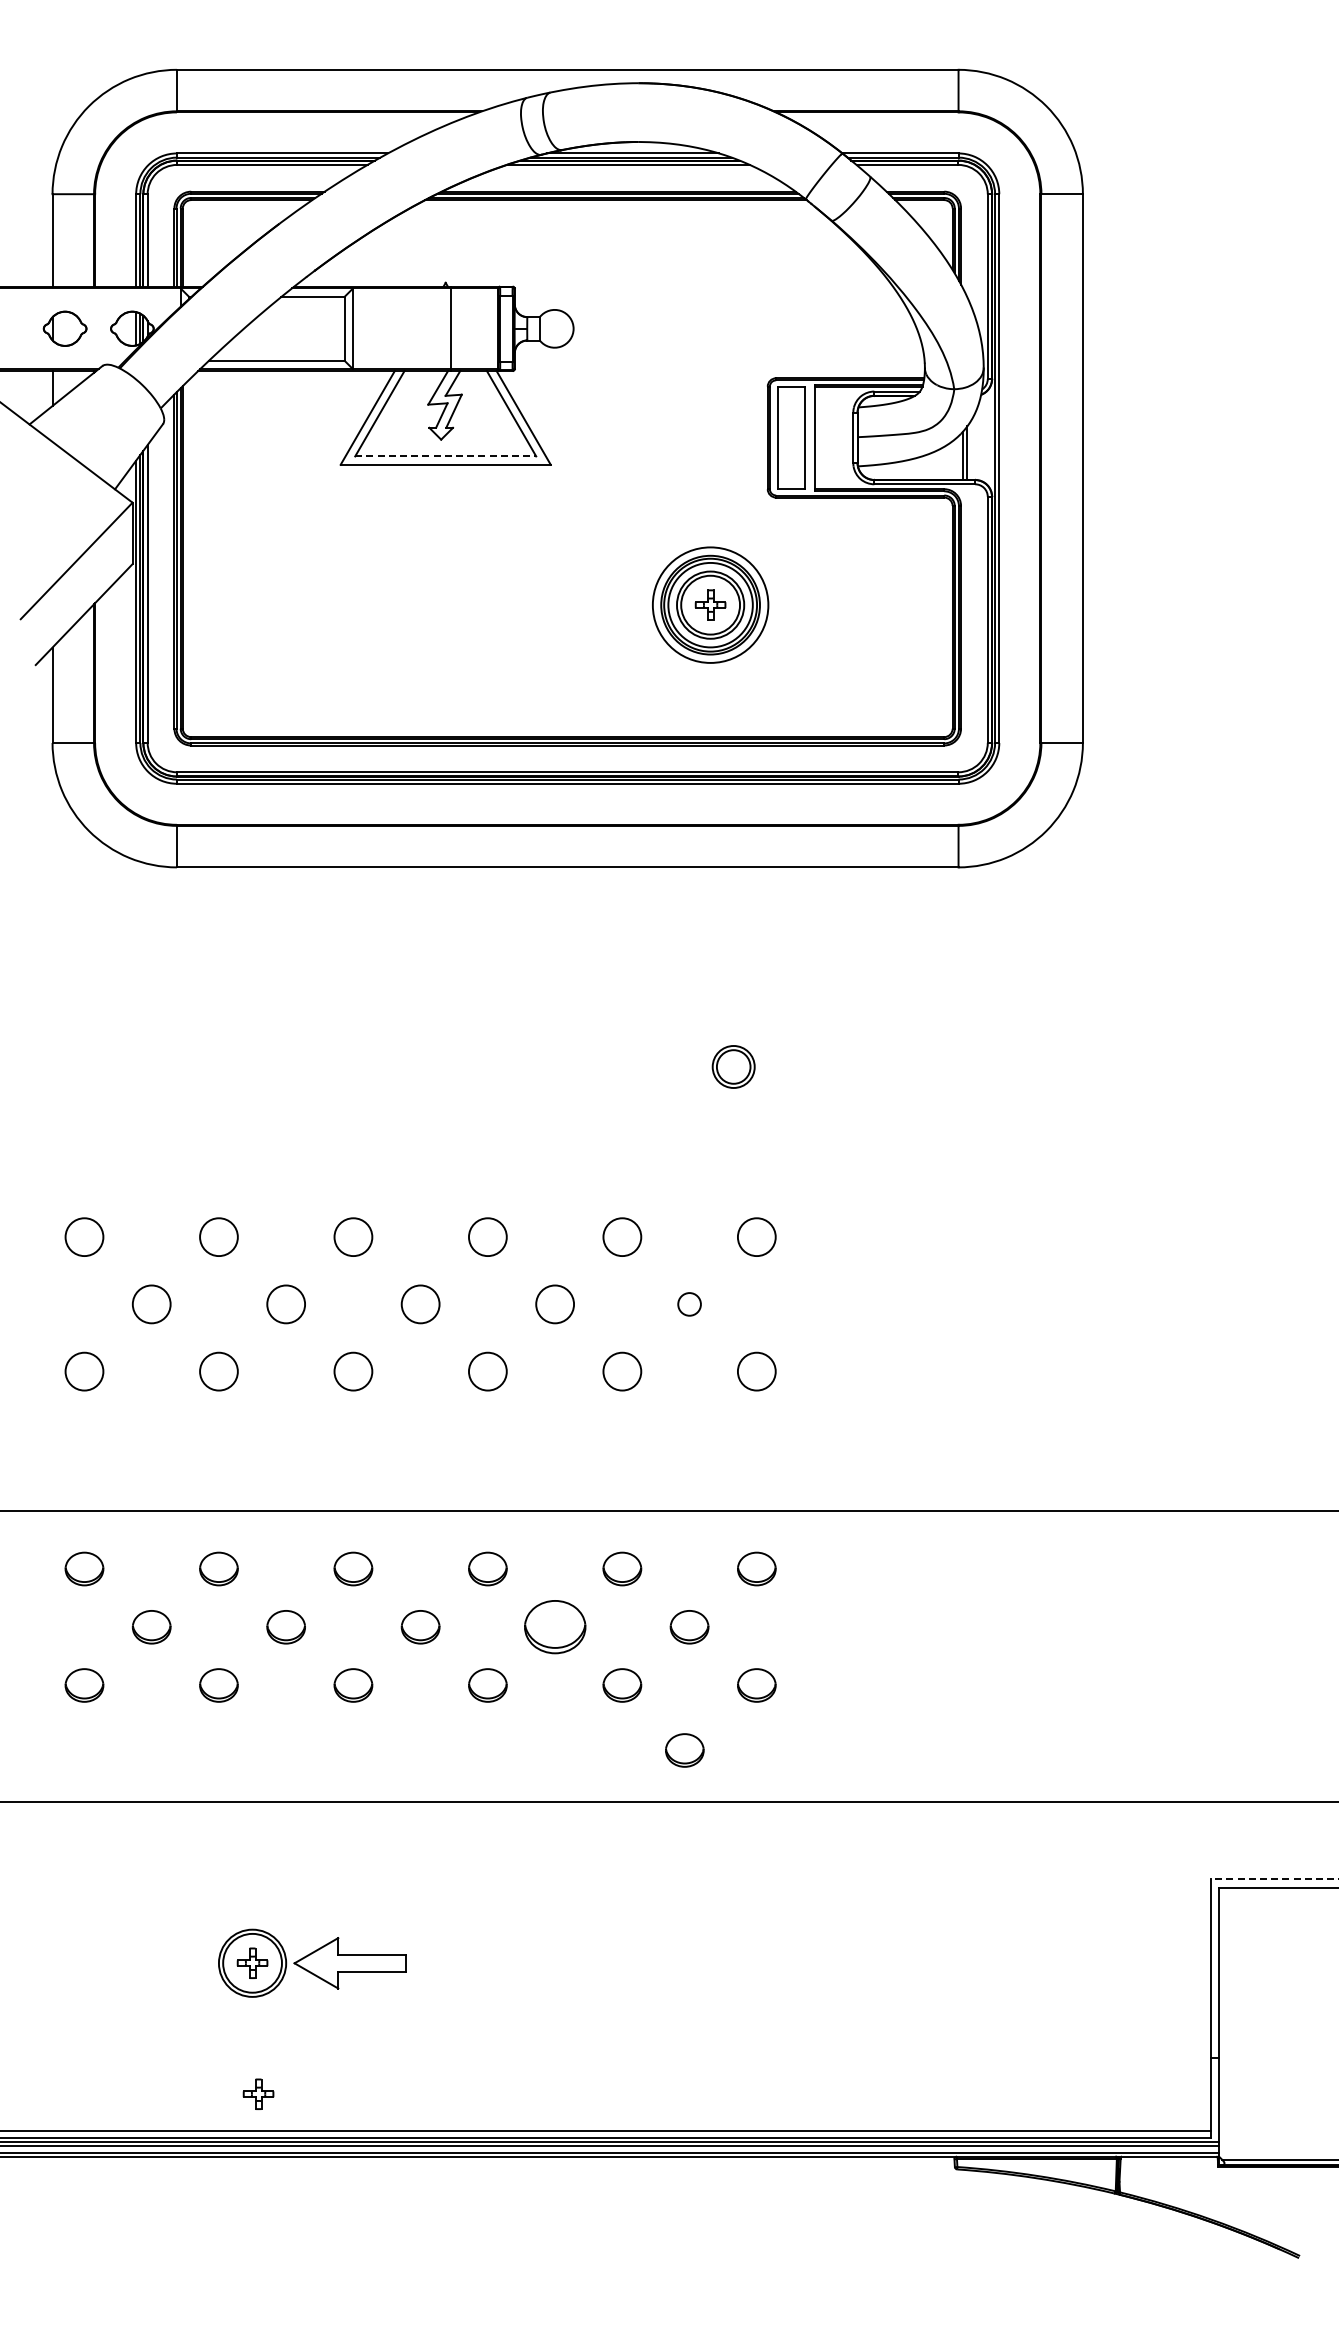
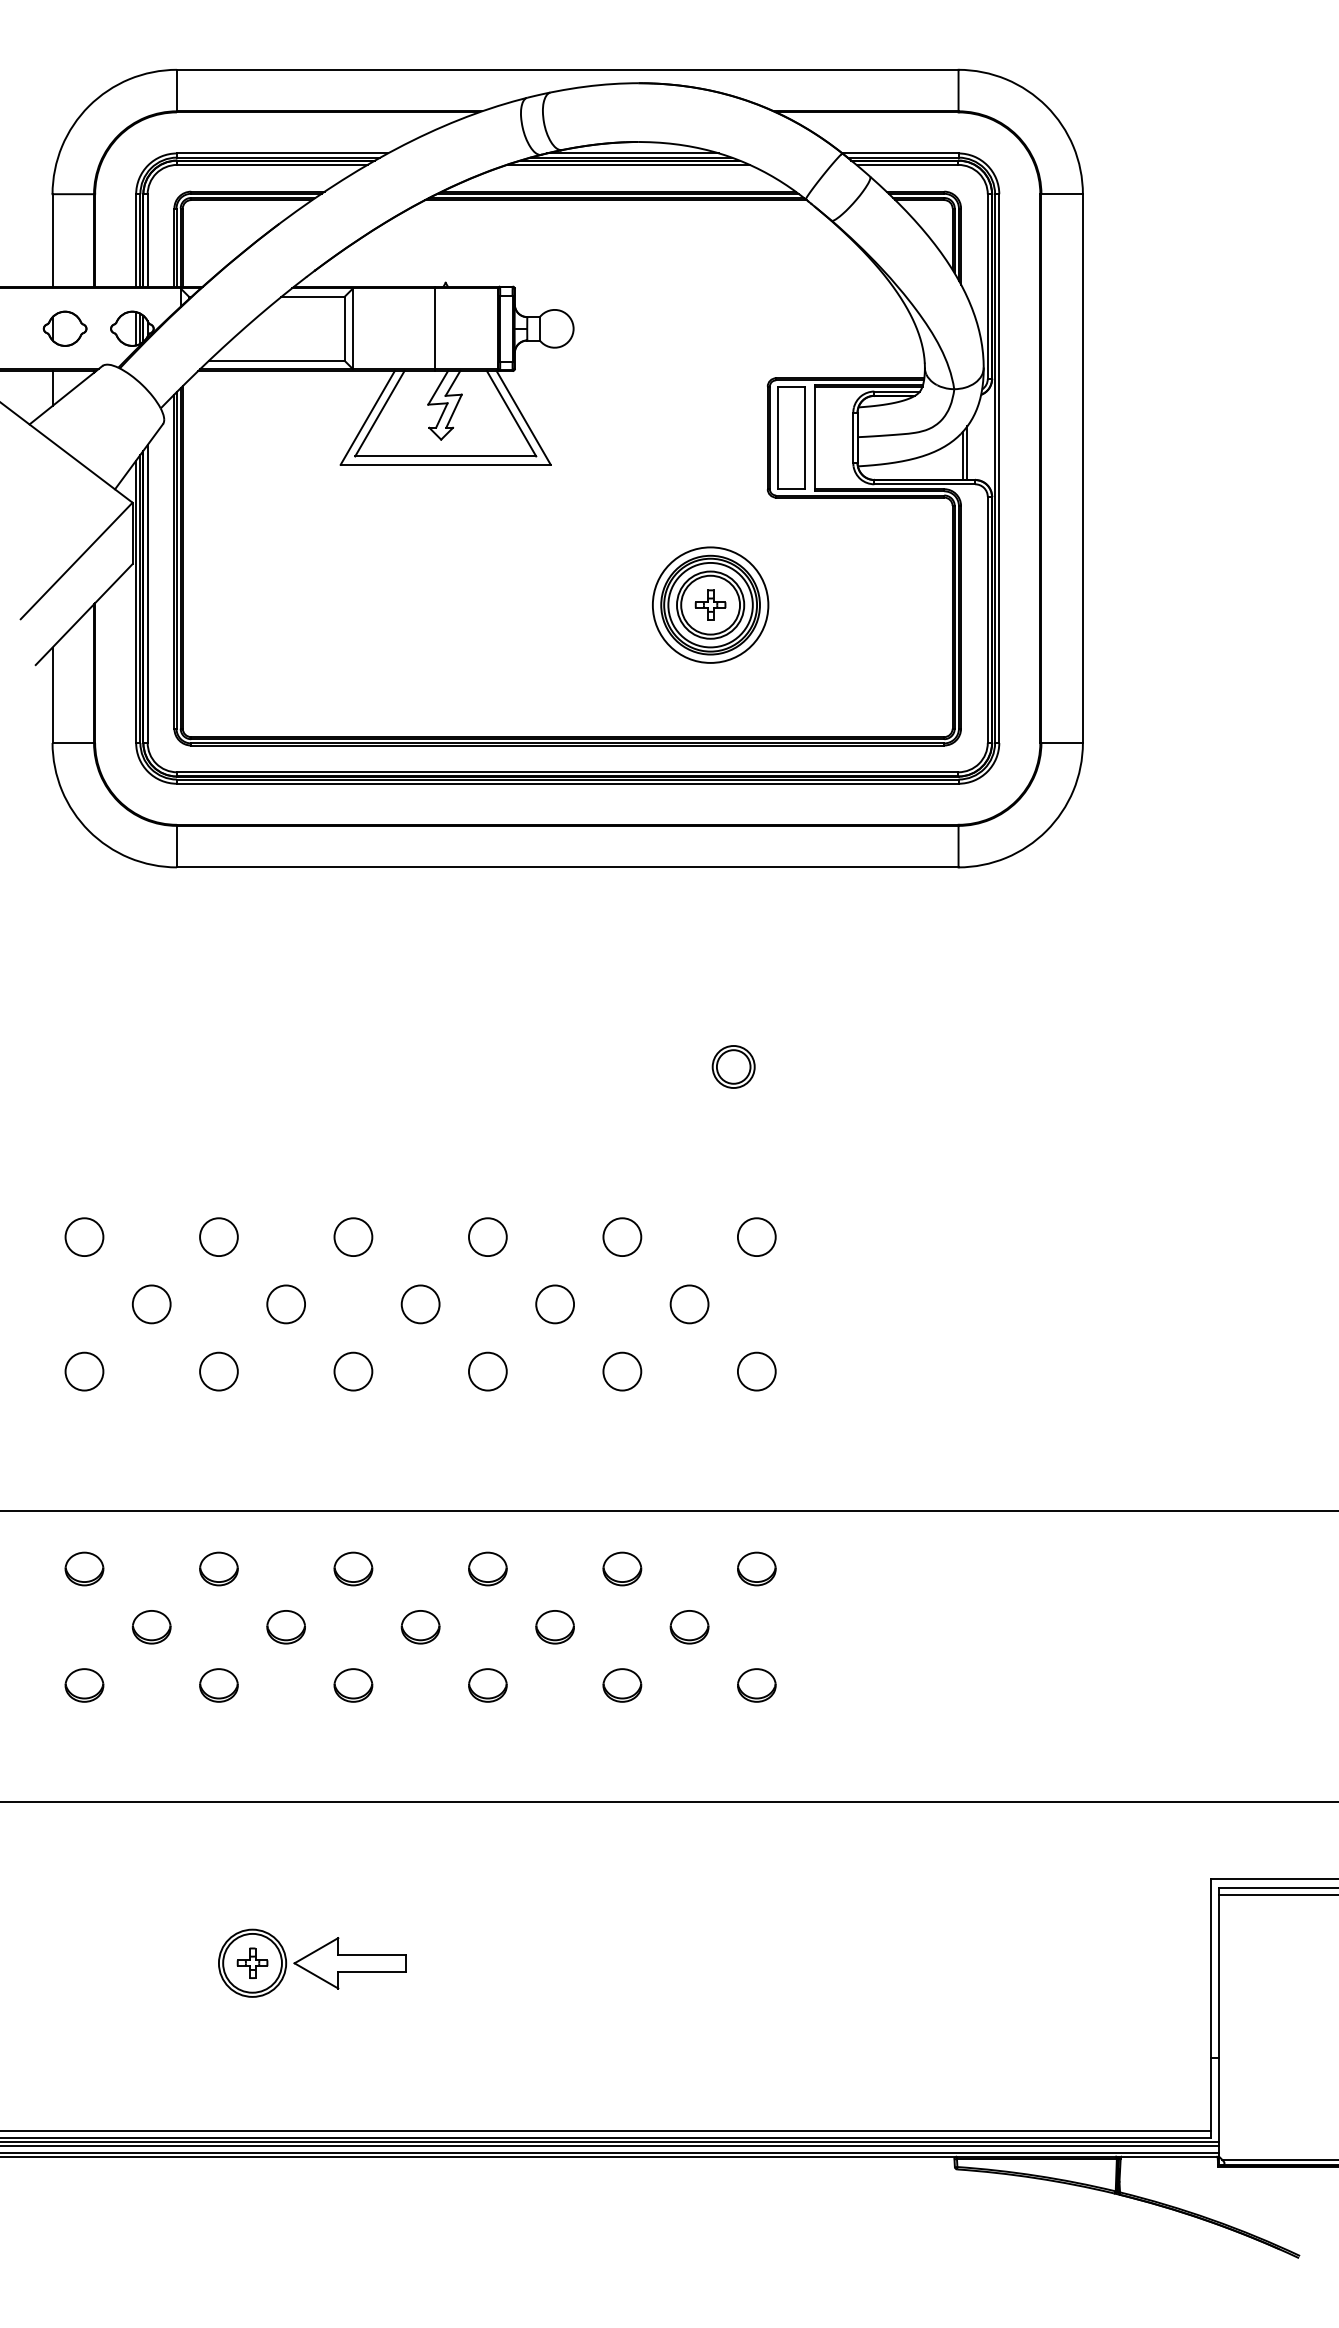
line position: (450, 328) -> (434, 328) (434, 328)
line: dashed -> solid (446, 456)
circle diameter: 23 px -> 38 px (689, 1304)
part size: 63x55 px -> 40x35 px (554, 1627)
part: present -> none (684, 1750)
line: dashed -> solid (1274, 1879)
line: none -> present (1277, 1894)
part: present -> none (258, 2093)
